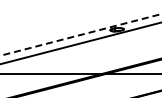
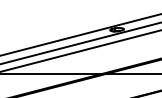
line: dashed -> solid (81, 34)
line: none -> present (80, 50)
